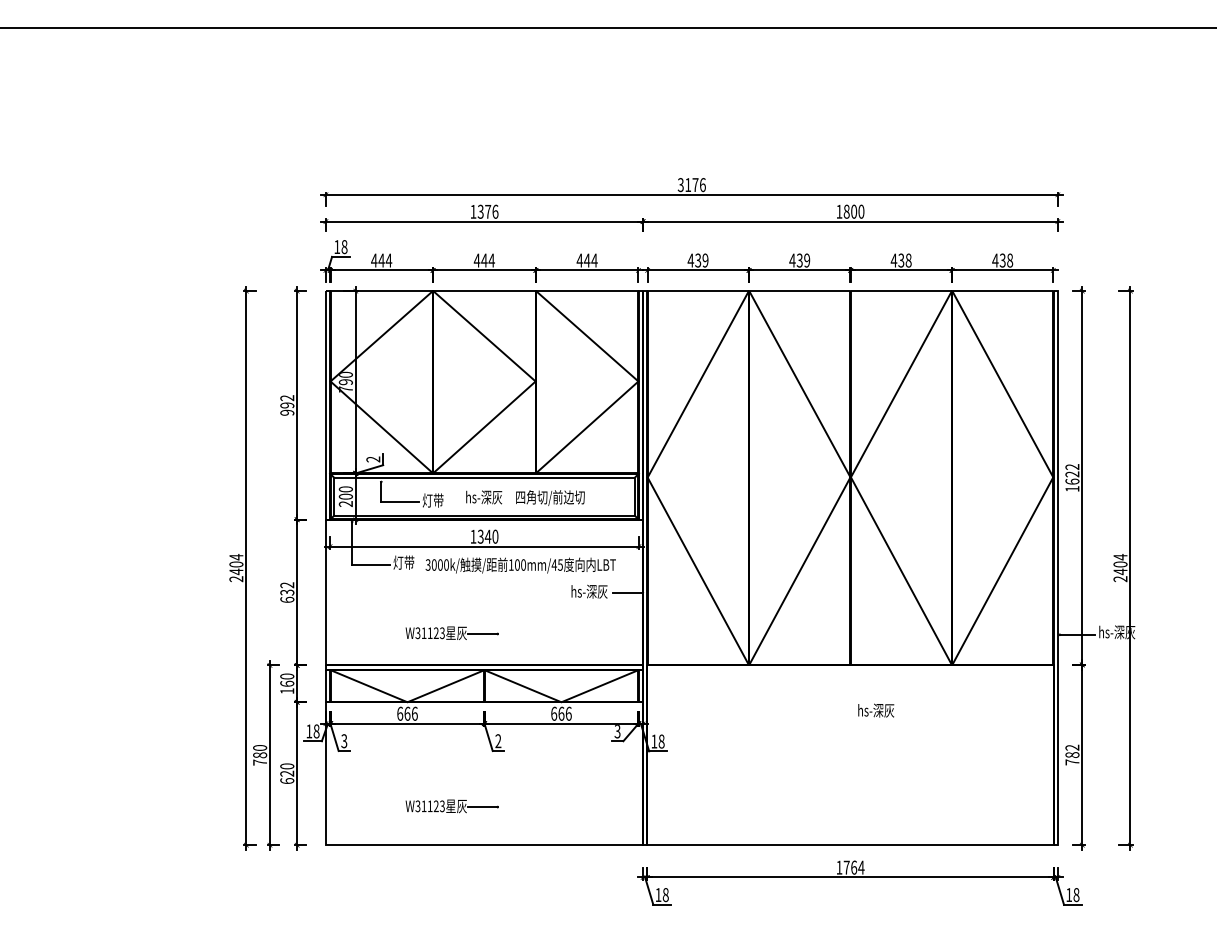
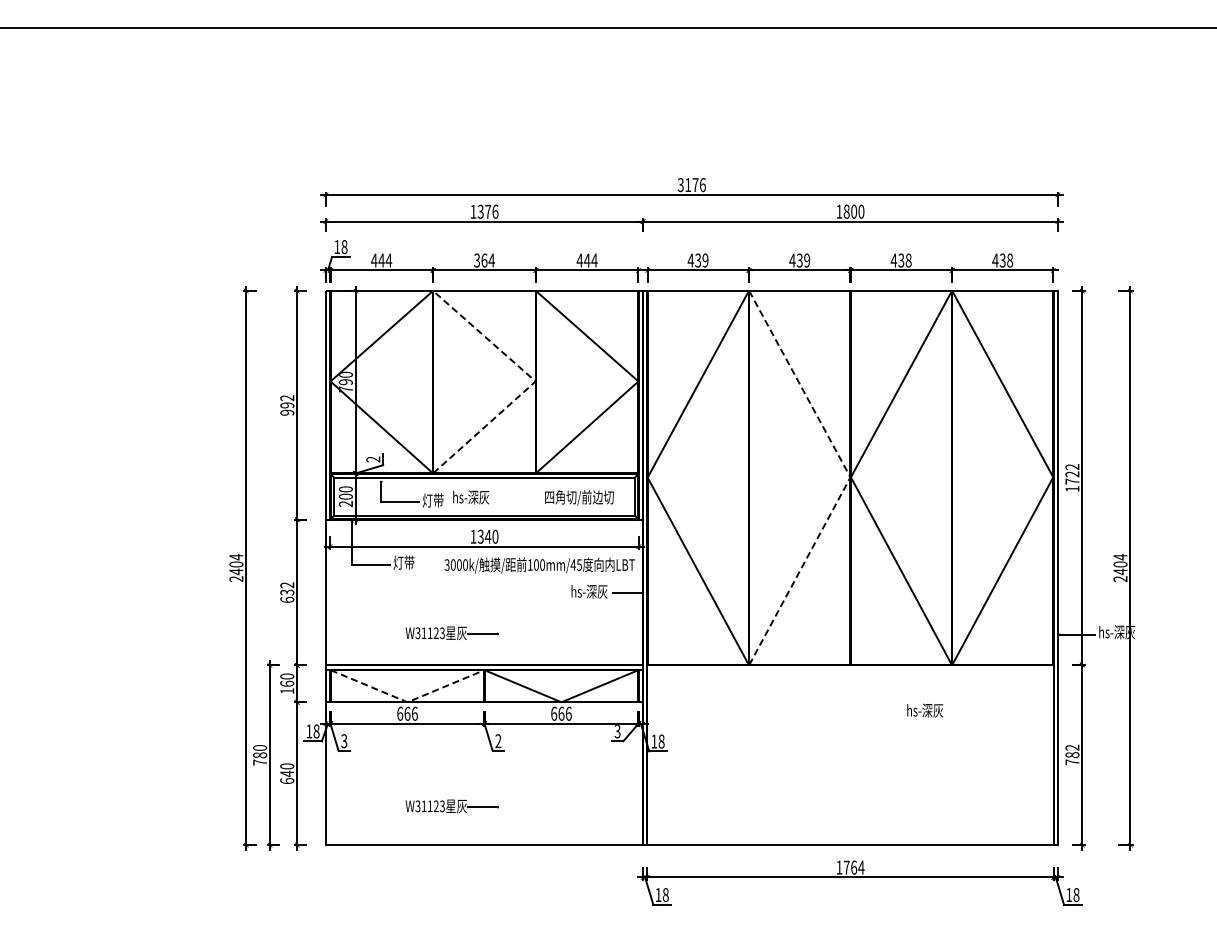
text: 444 -> 364 (480, 260)
line: solid -> dashed (535, 381)
line: solid -> dashed (850, 478)
text: 1622 -> 1722 (1072, 481)
text position: (484, 497) -> (471, 497) (471, 497)
text position: (550, 497) -> (579, 497) (579, 497)
text position: (520, 565) -> (539, 565) (539, 565)
line: solid -> dashed (407, 702)
text position: (876, 710) -> (925, 710) (925, 710)
text: 620 -> 640 (287, 773)
